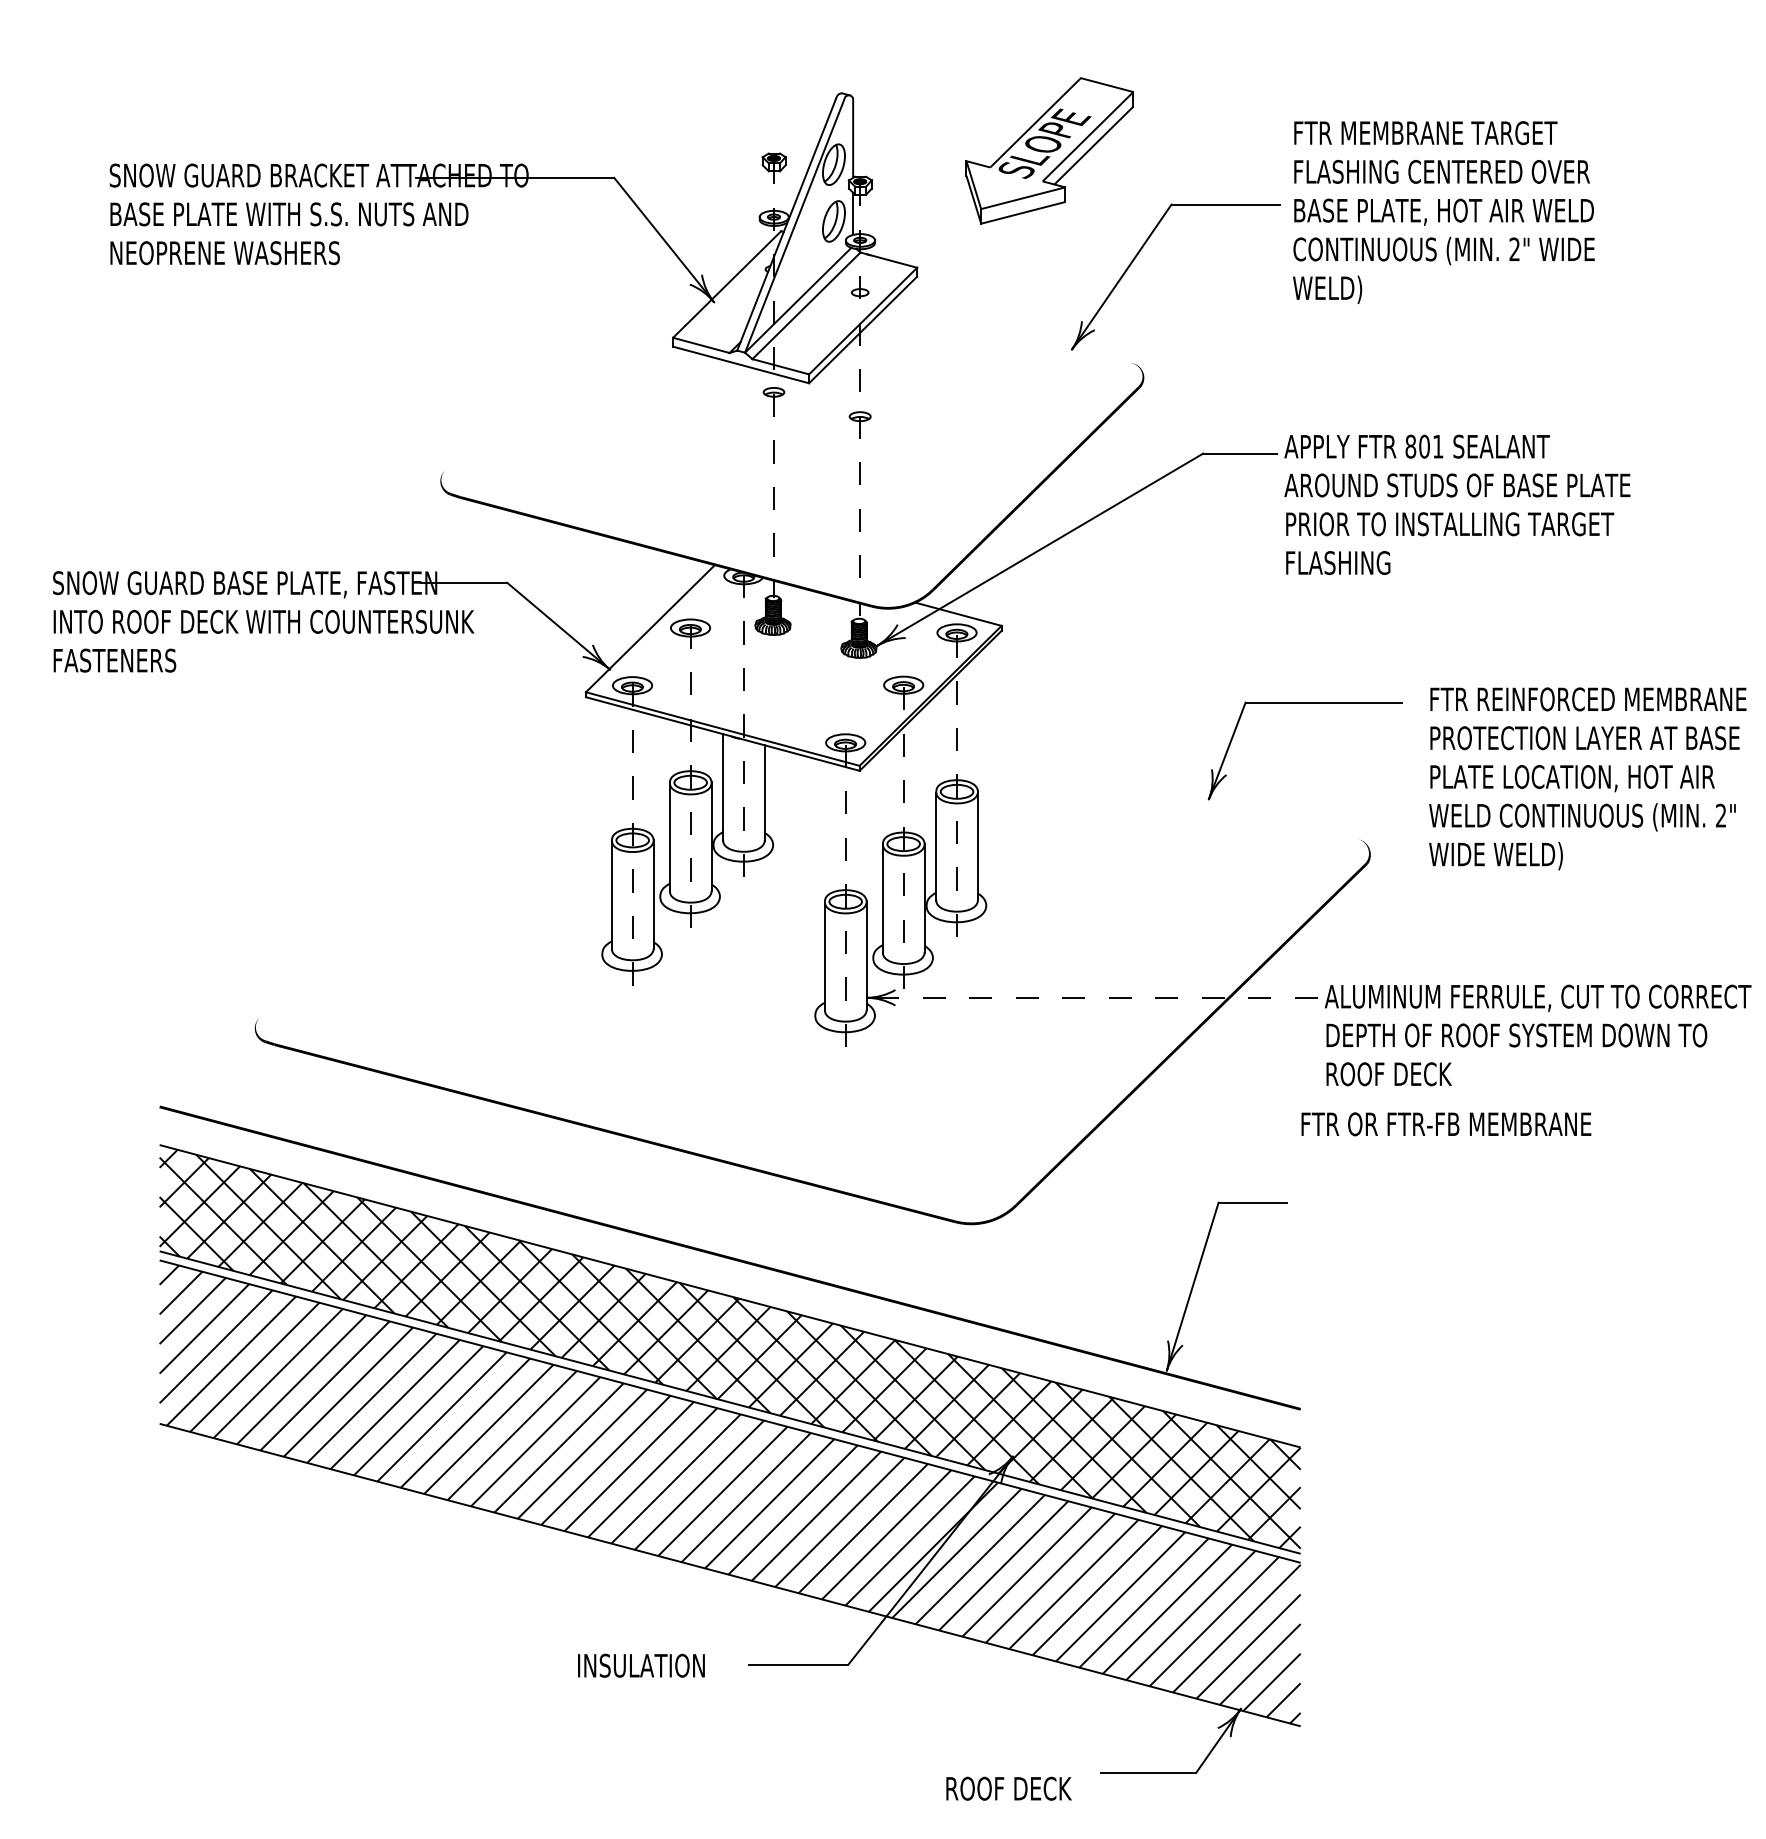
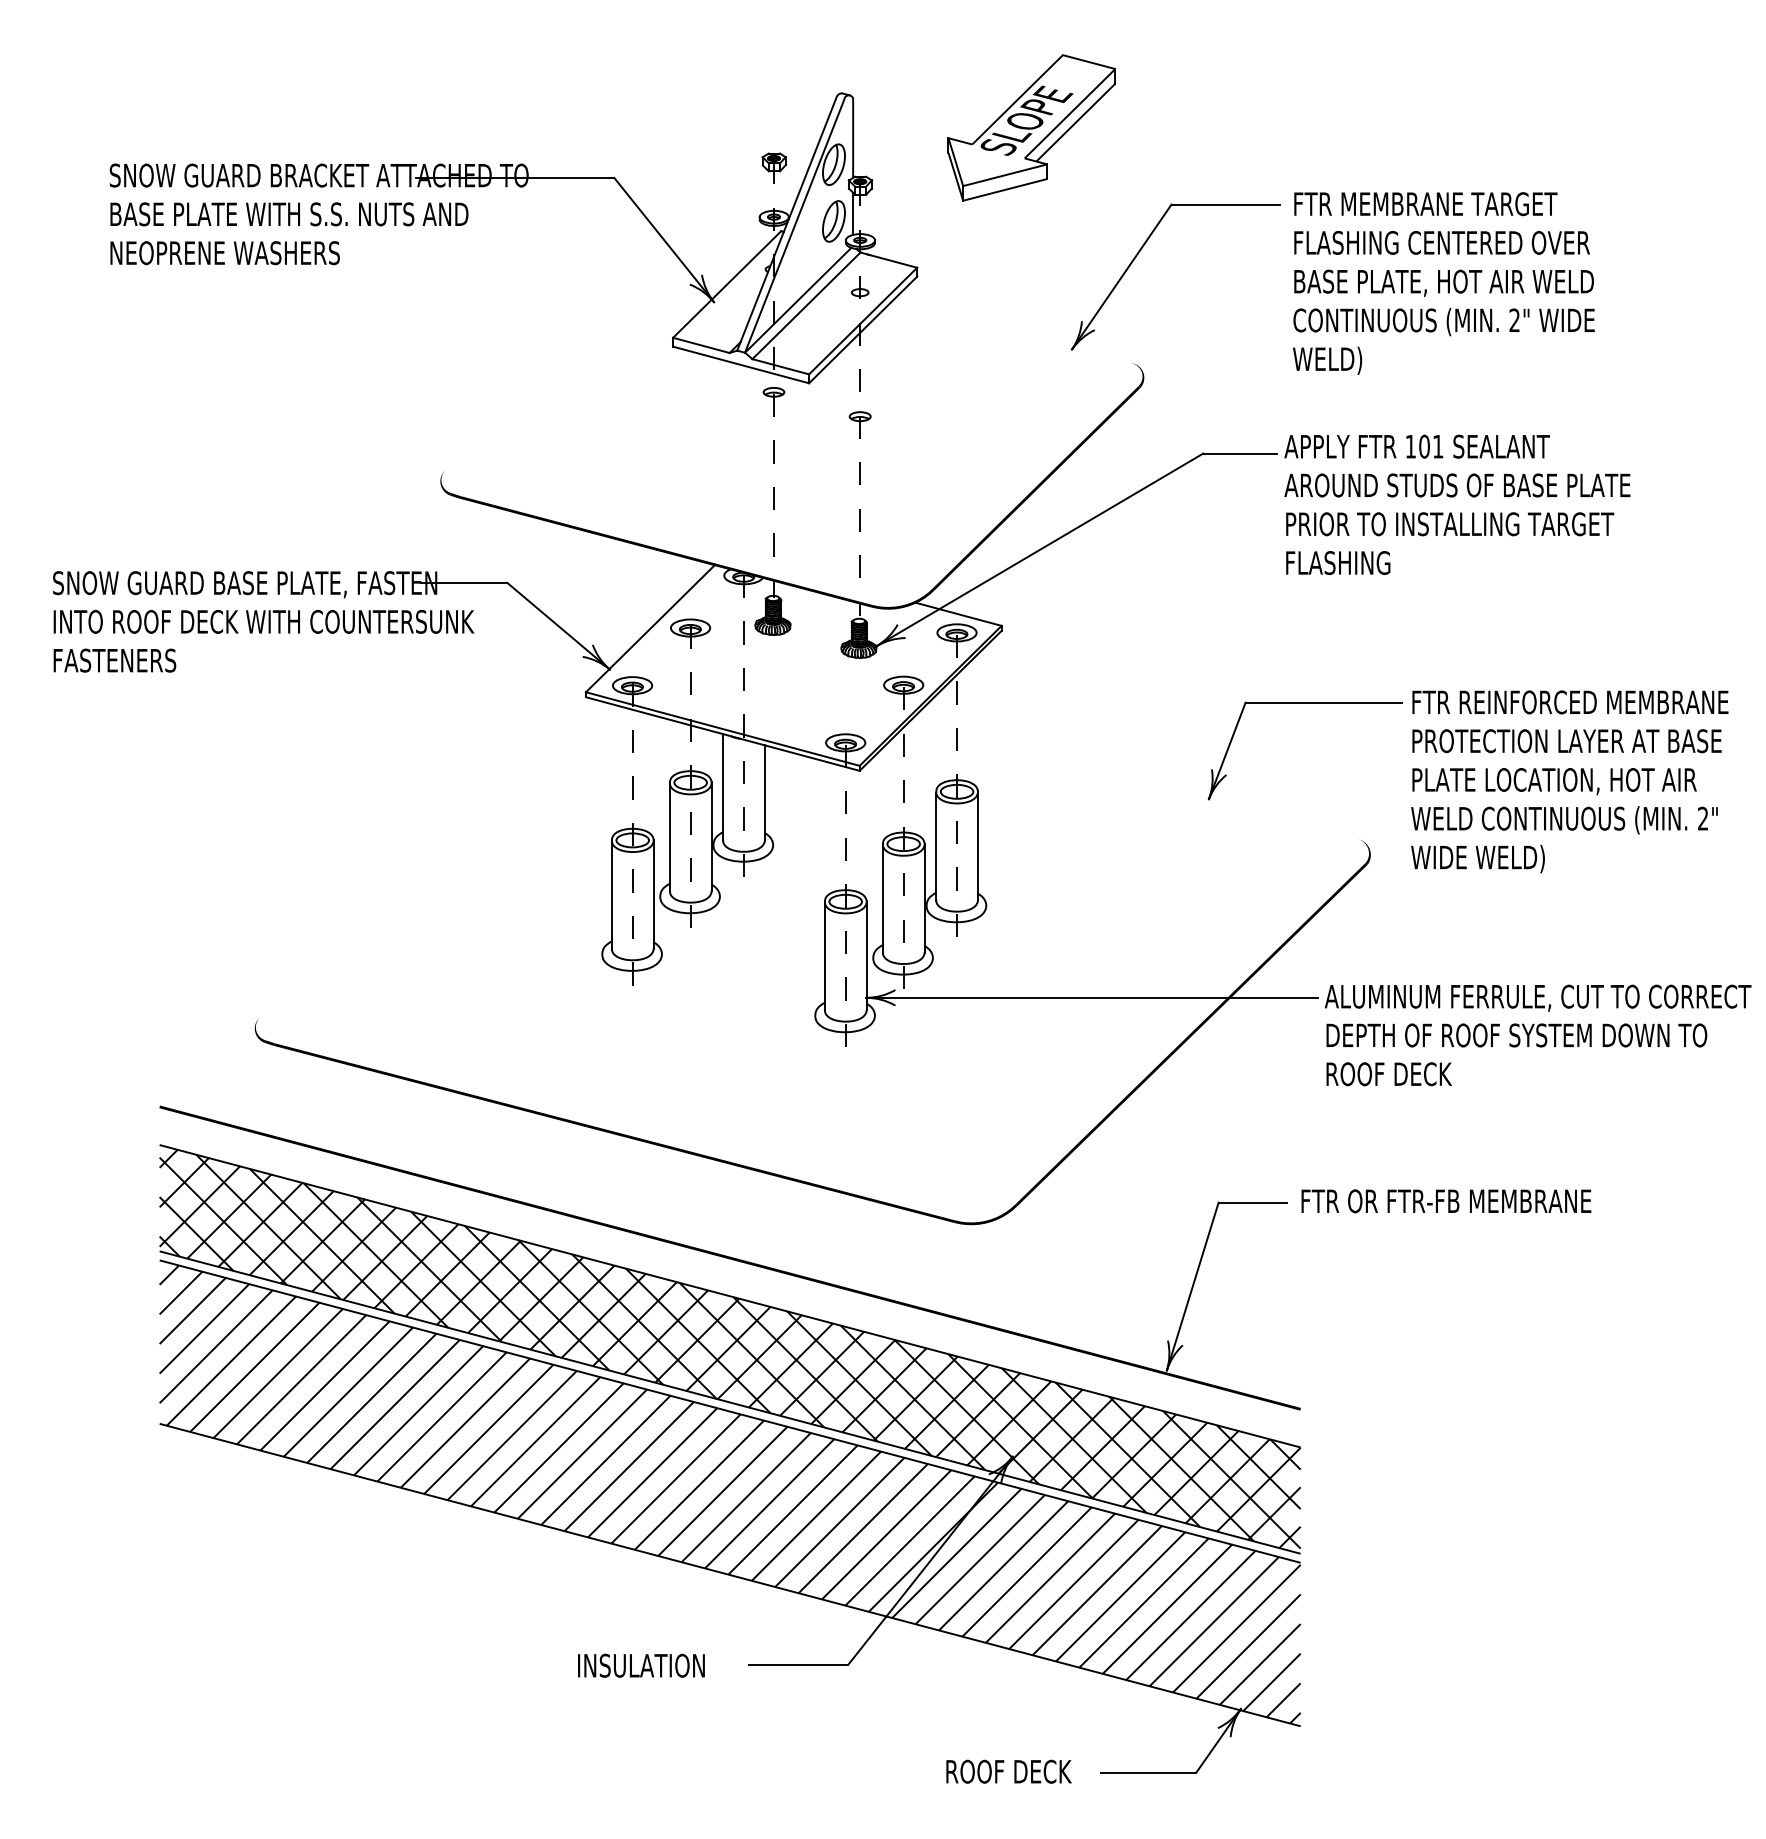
part position: (1049, 150) -> (1031, 127) (1031, 127)
text position: (1443, 212) -> (1443, 283) (1443, 283)
text: 801 -> 101 (1410, 446)
text position: (1587, 778) -> (1569, 781) (1569, 781)
line: dashed -> solid (1092, 997)
text position: (1446, 1124) -> (1446, 1201) (1446, 1201)
text position: (1008, 1788) -> (1008, 1771) (1008, 1771)
